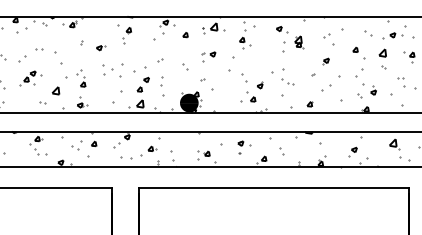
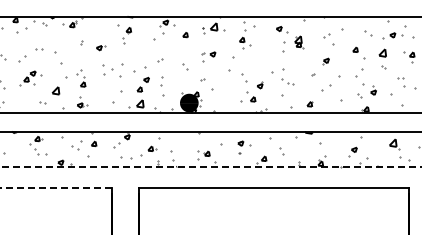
line: solid -> dashed (210, 166)
line: solid -> dashed (56, 188)
